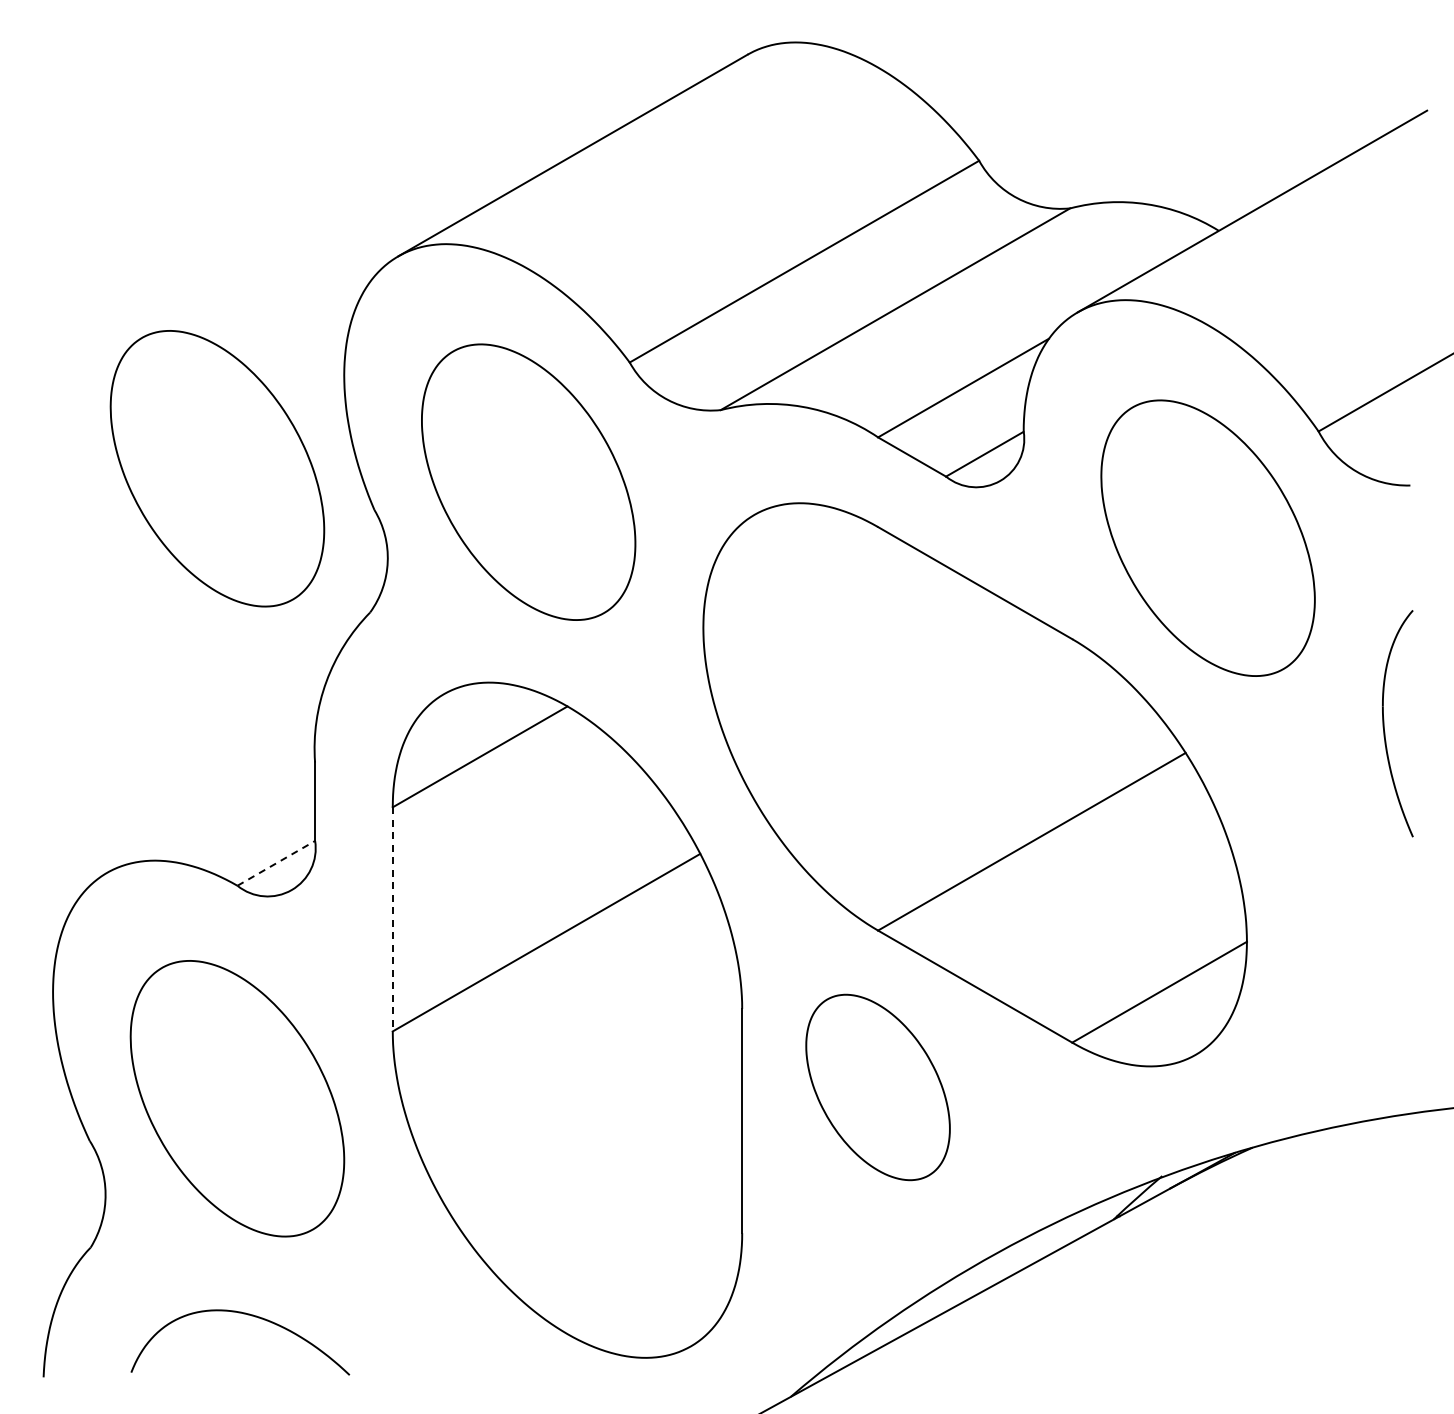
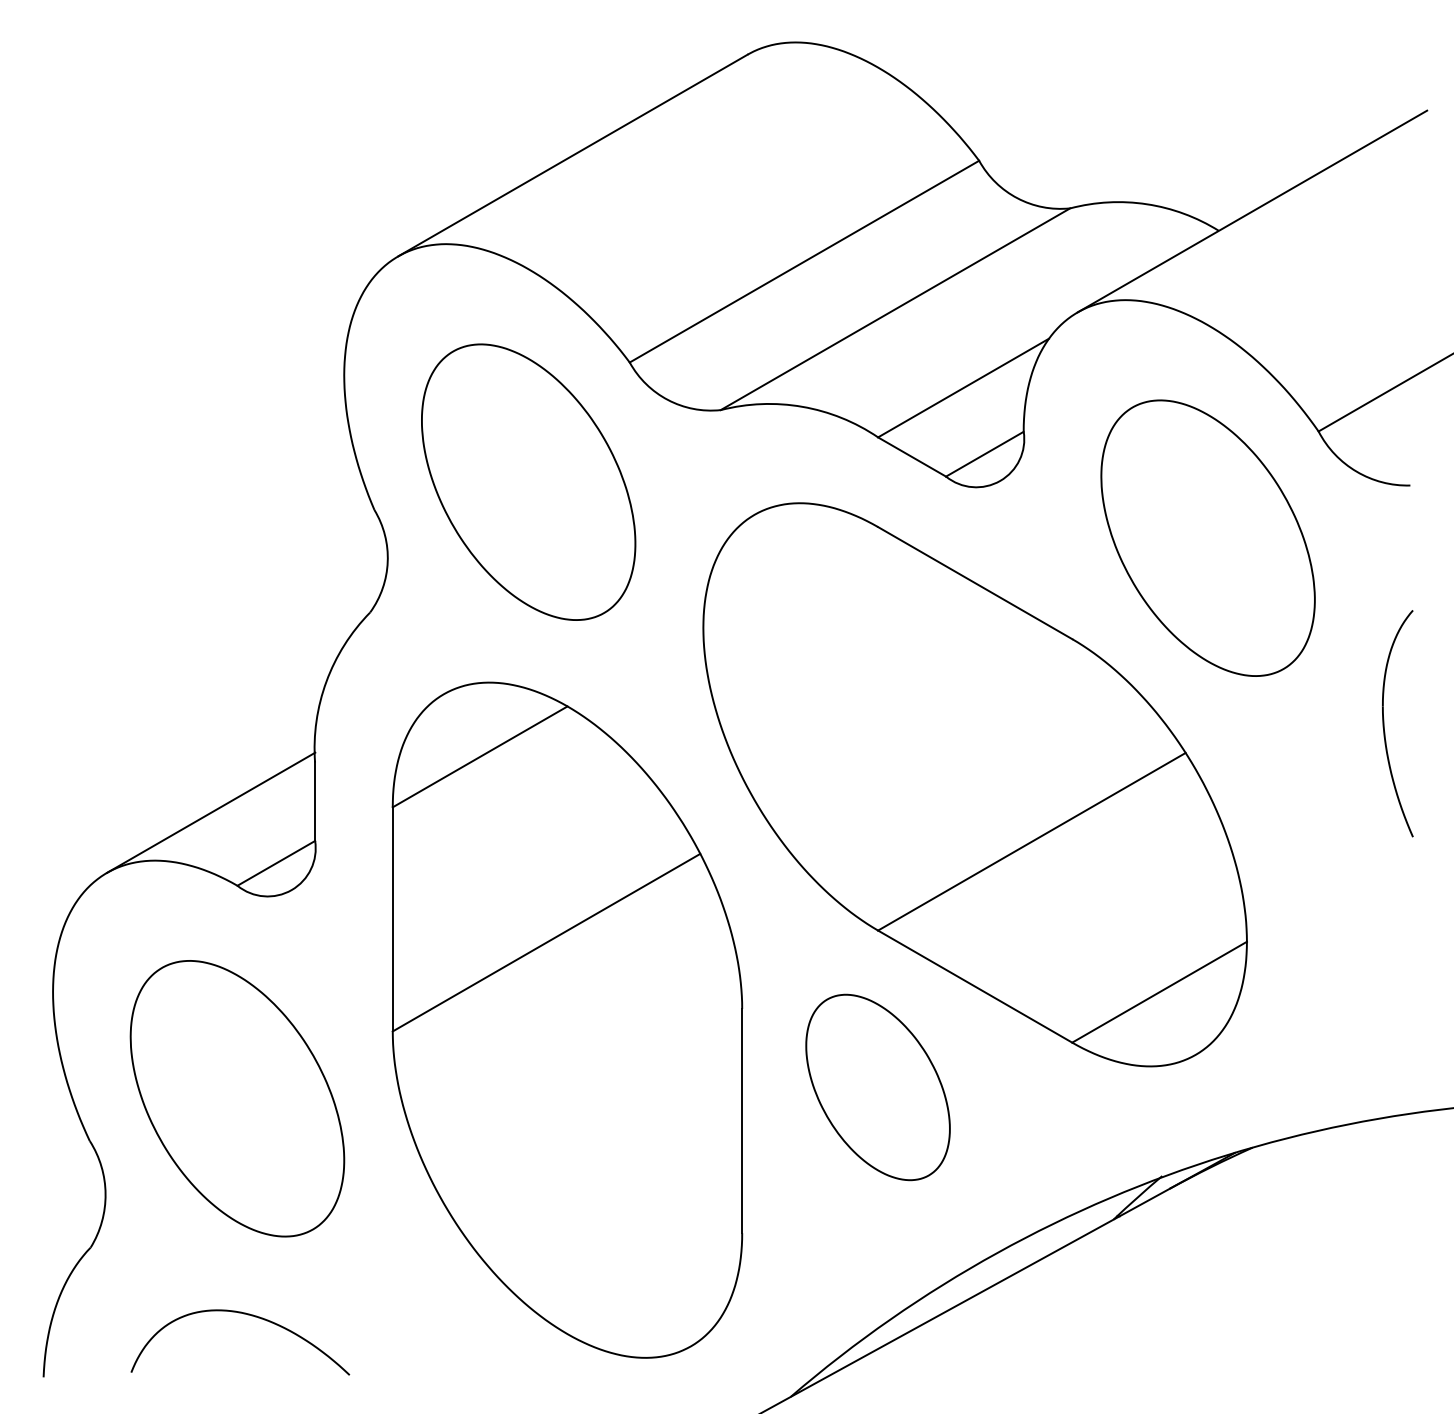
part: present -> none (217, 468)
line: none -> present (211, 812)
line: dashed -> solid (276, 863)
line: dashed -> solid (392, 919)
